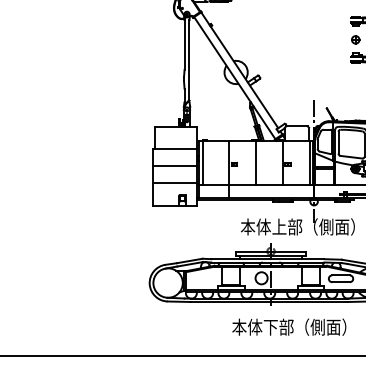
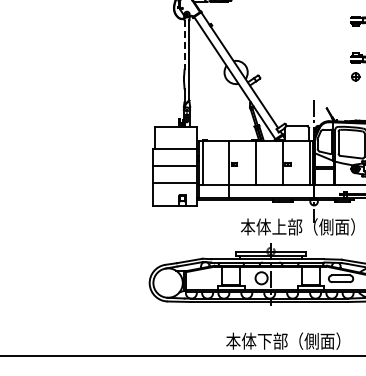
part position: (355, 39) -> (355, 76) (355, 76)
line: solid -> dashed (184, 45)
text position: (289, 326) -> (283, 340) (283, 340)
